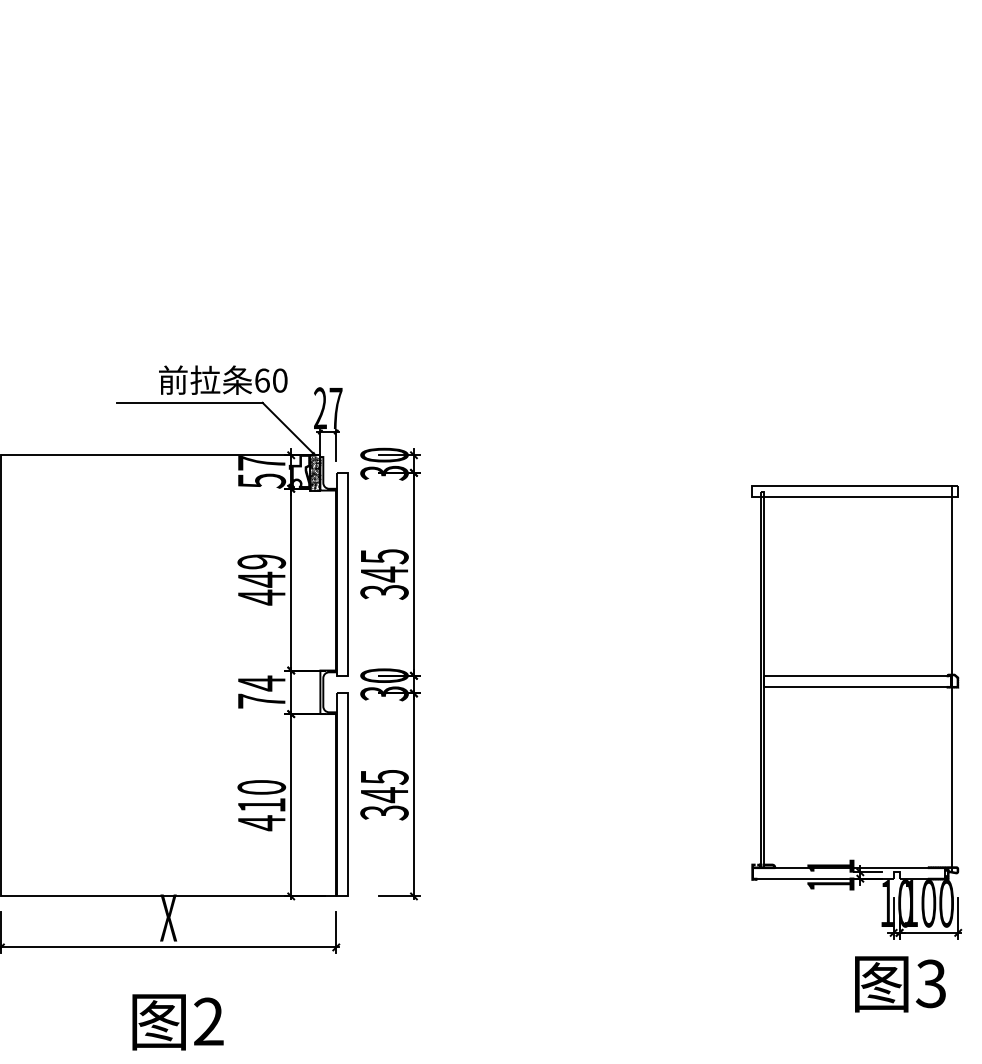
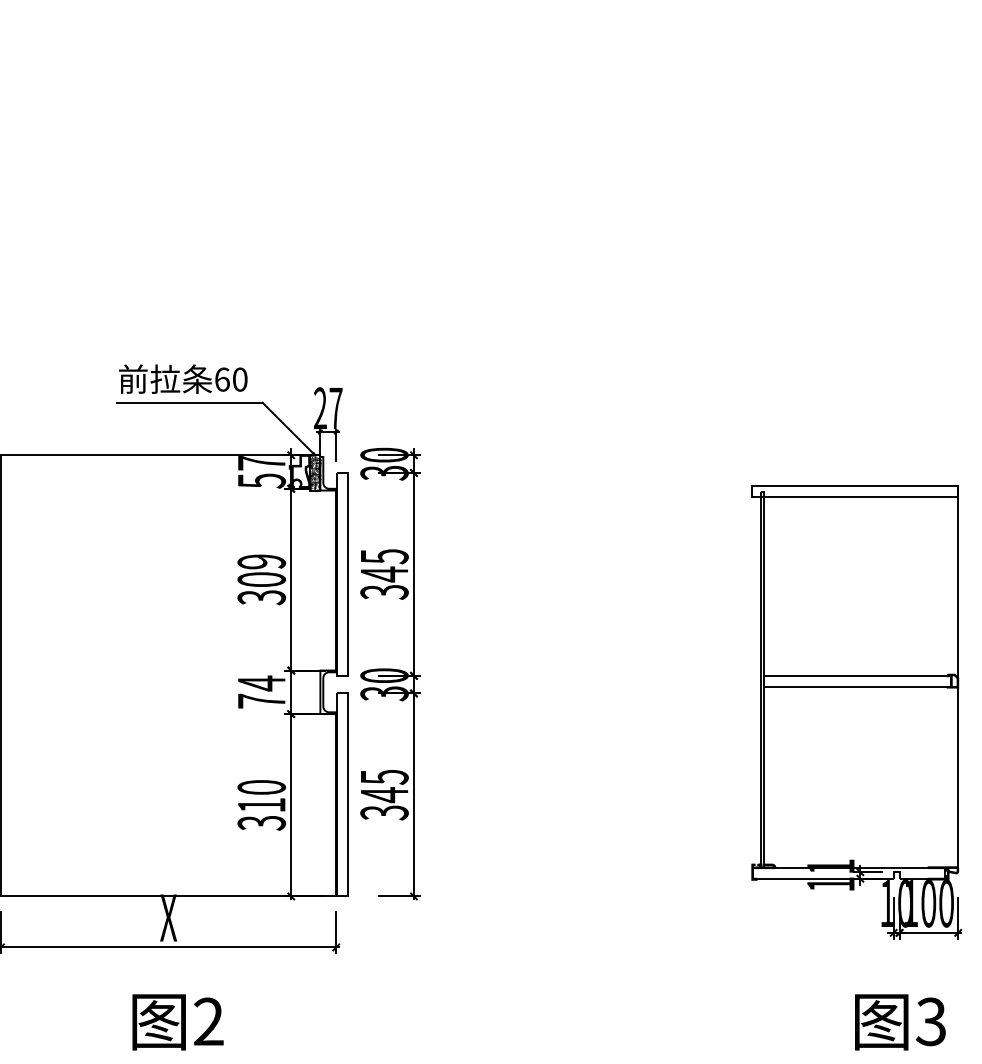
text position: (223, 379) -> (183, 378) (183, 378)
text: 449 -> 309 (261, 588)
line position: (952, 678) -> (958, 678) (958, 678)
text: 410 -> 310 (261, 823)
text position: (900, 984) -> (900, 1022) (900, 1022)
